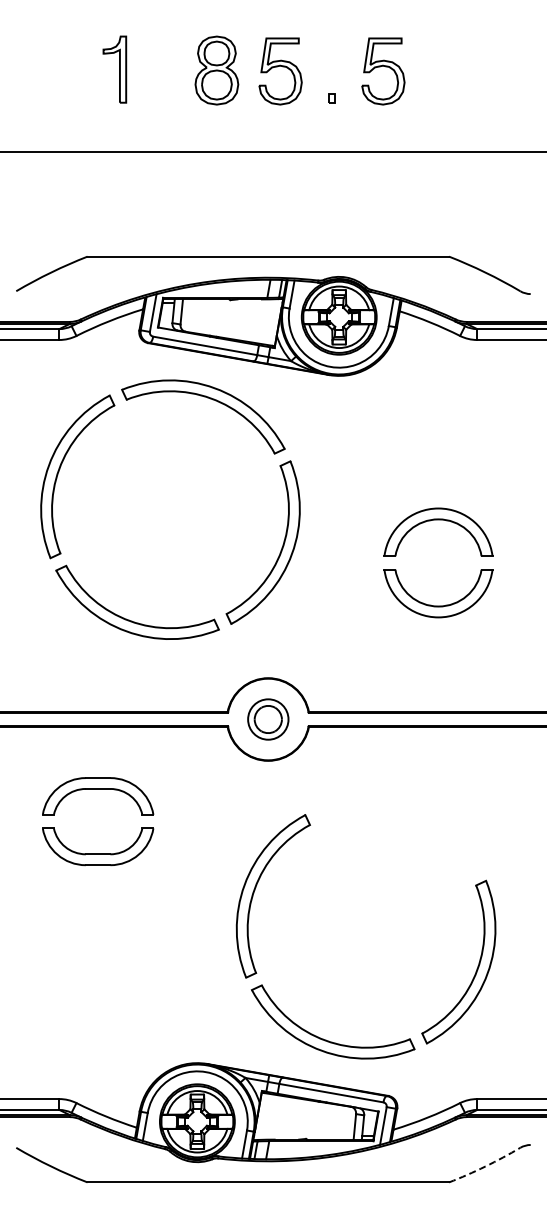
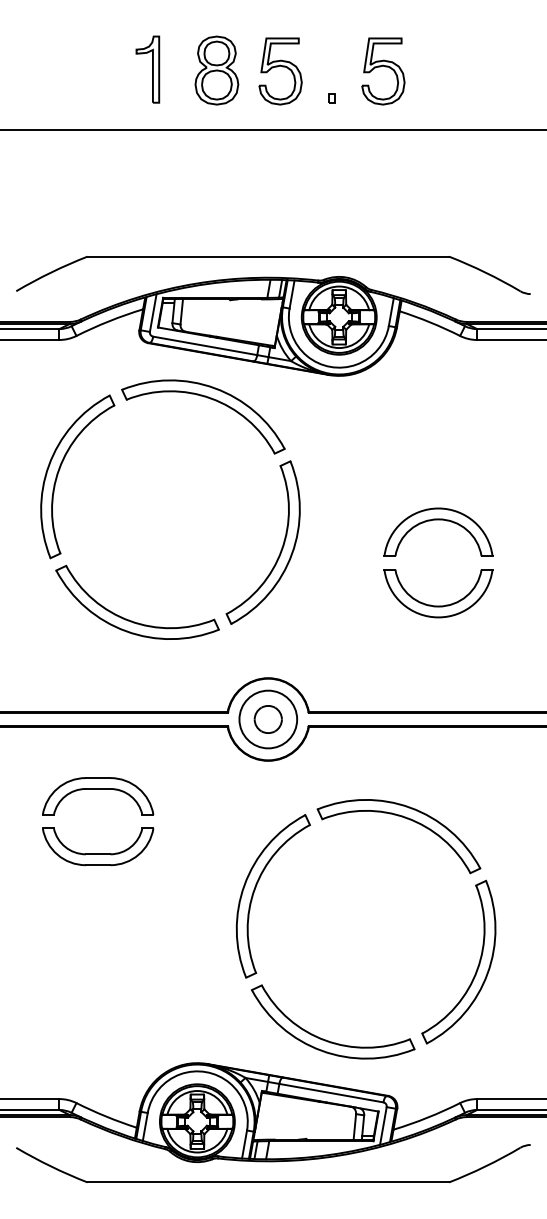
part position: (114, 69) -> (147, 69) (147, 69)
line position: (272, 151) -> (272, 129) (272, 129)
circle diameter: 40 px -> 58 px (268, 719)
part: none -> present (404, 818)
arc: dashed -> solid (485, 1166)
